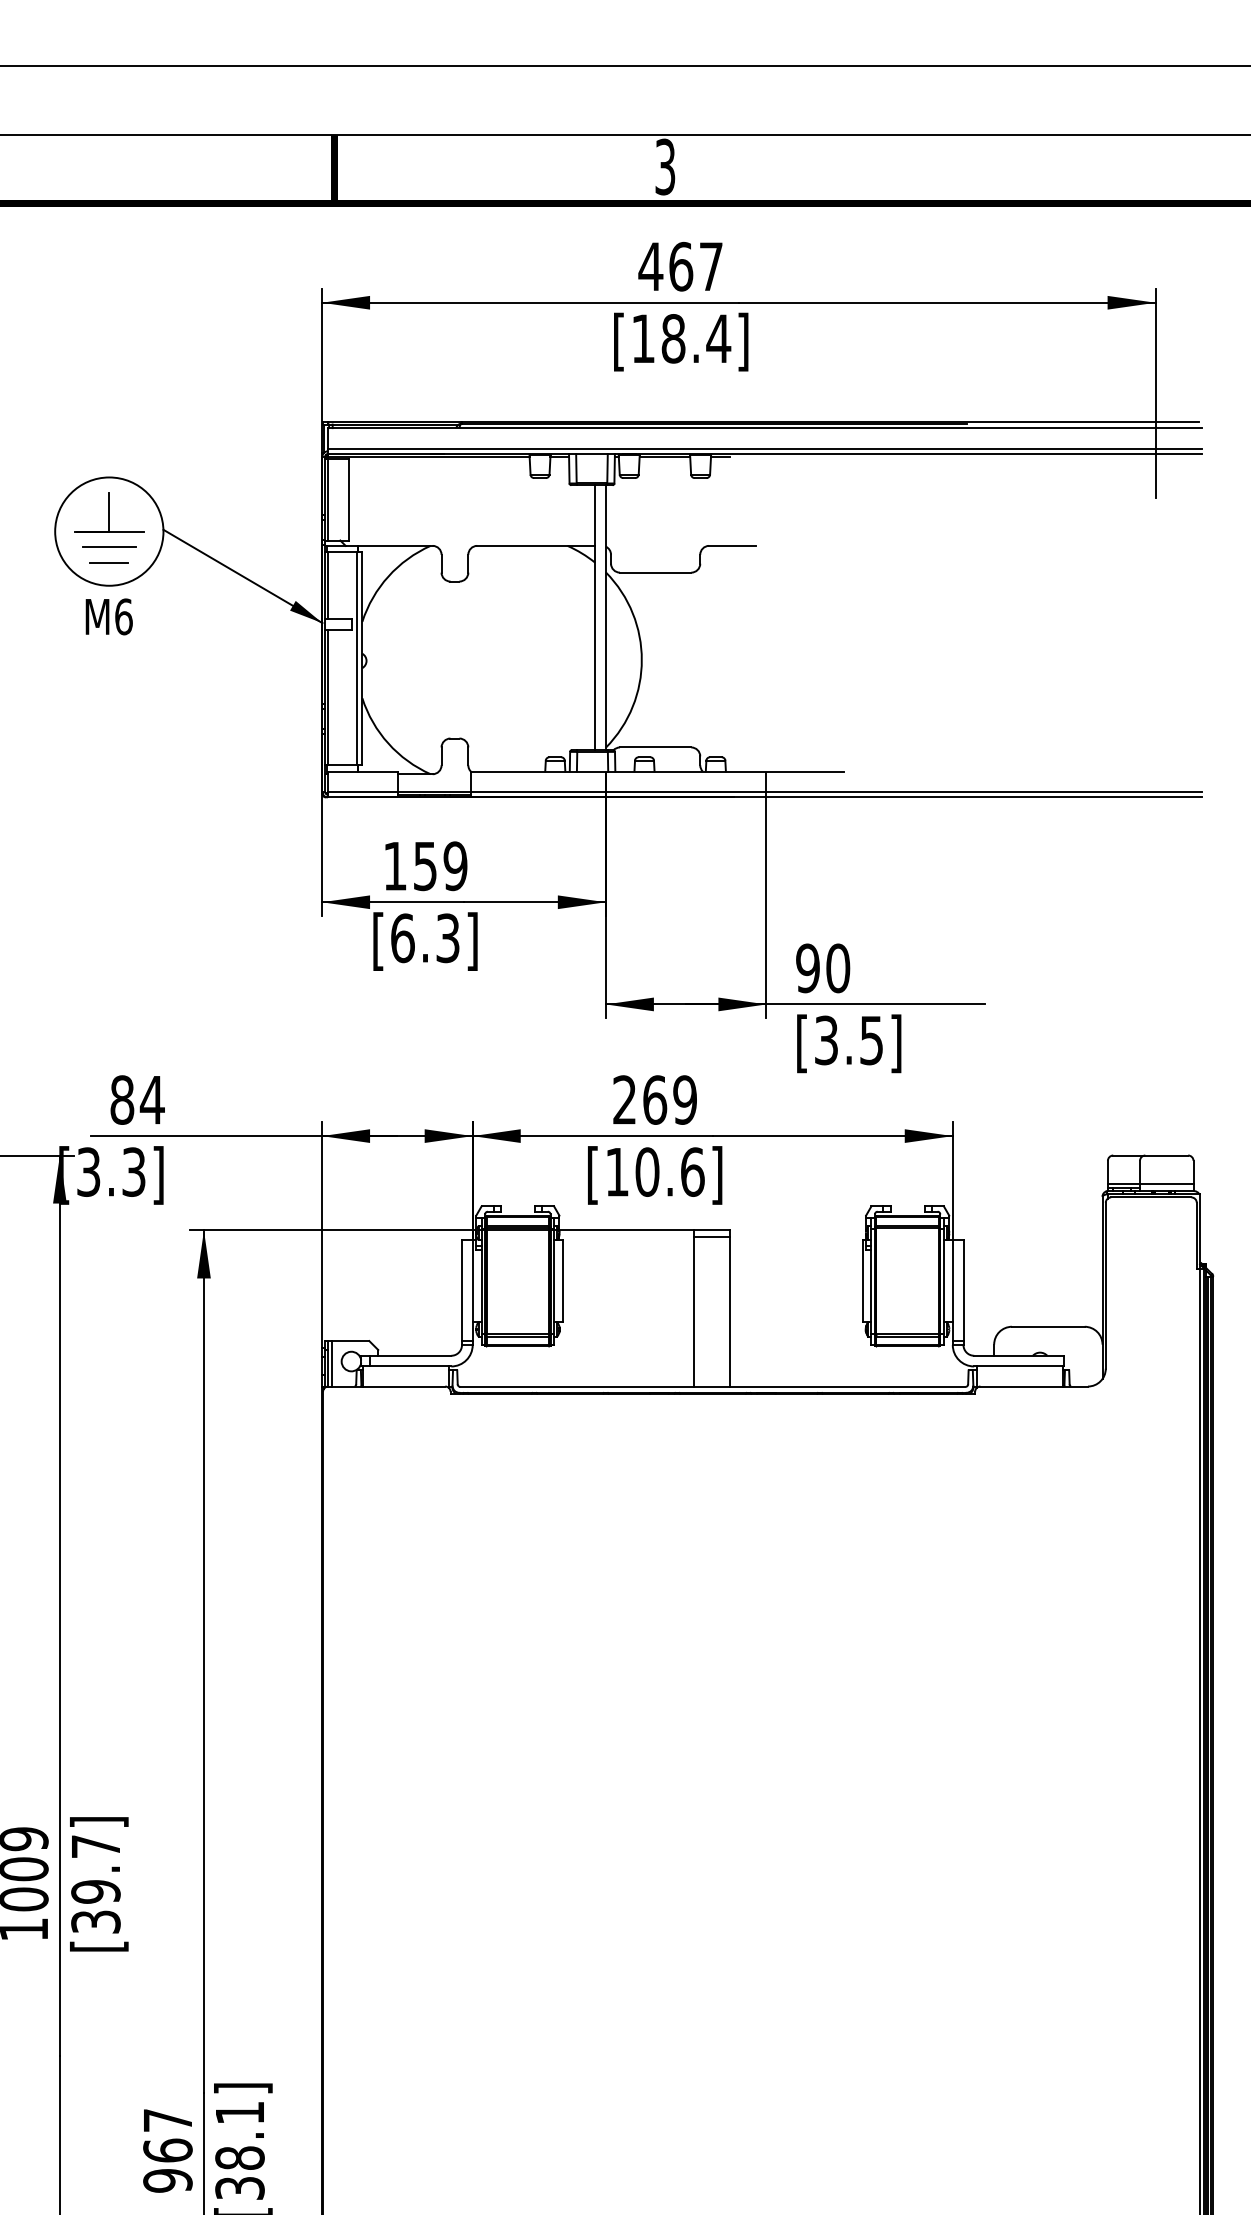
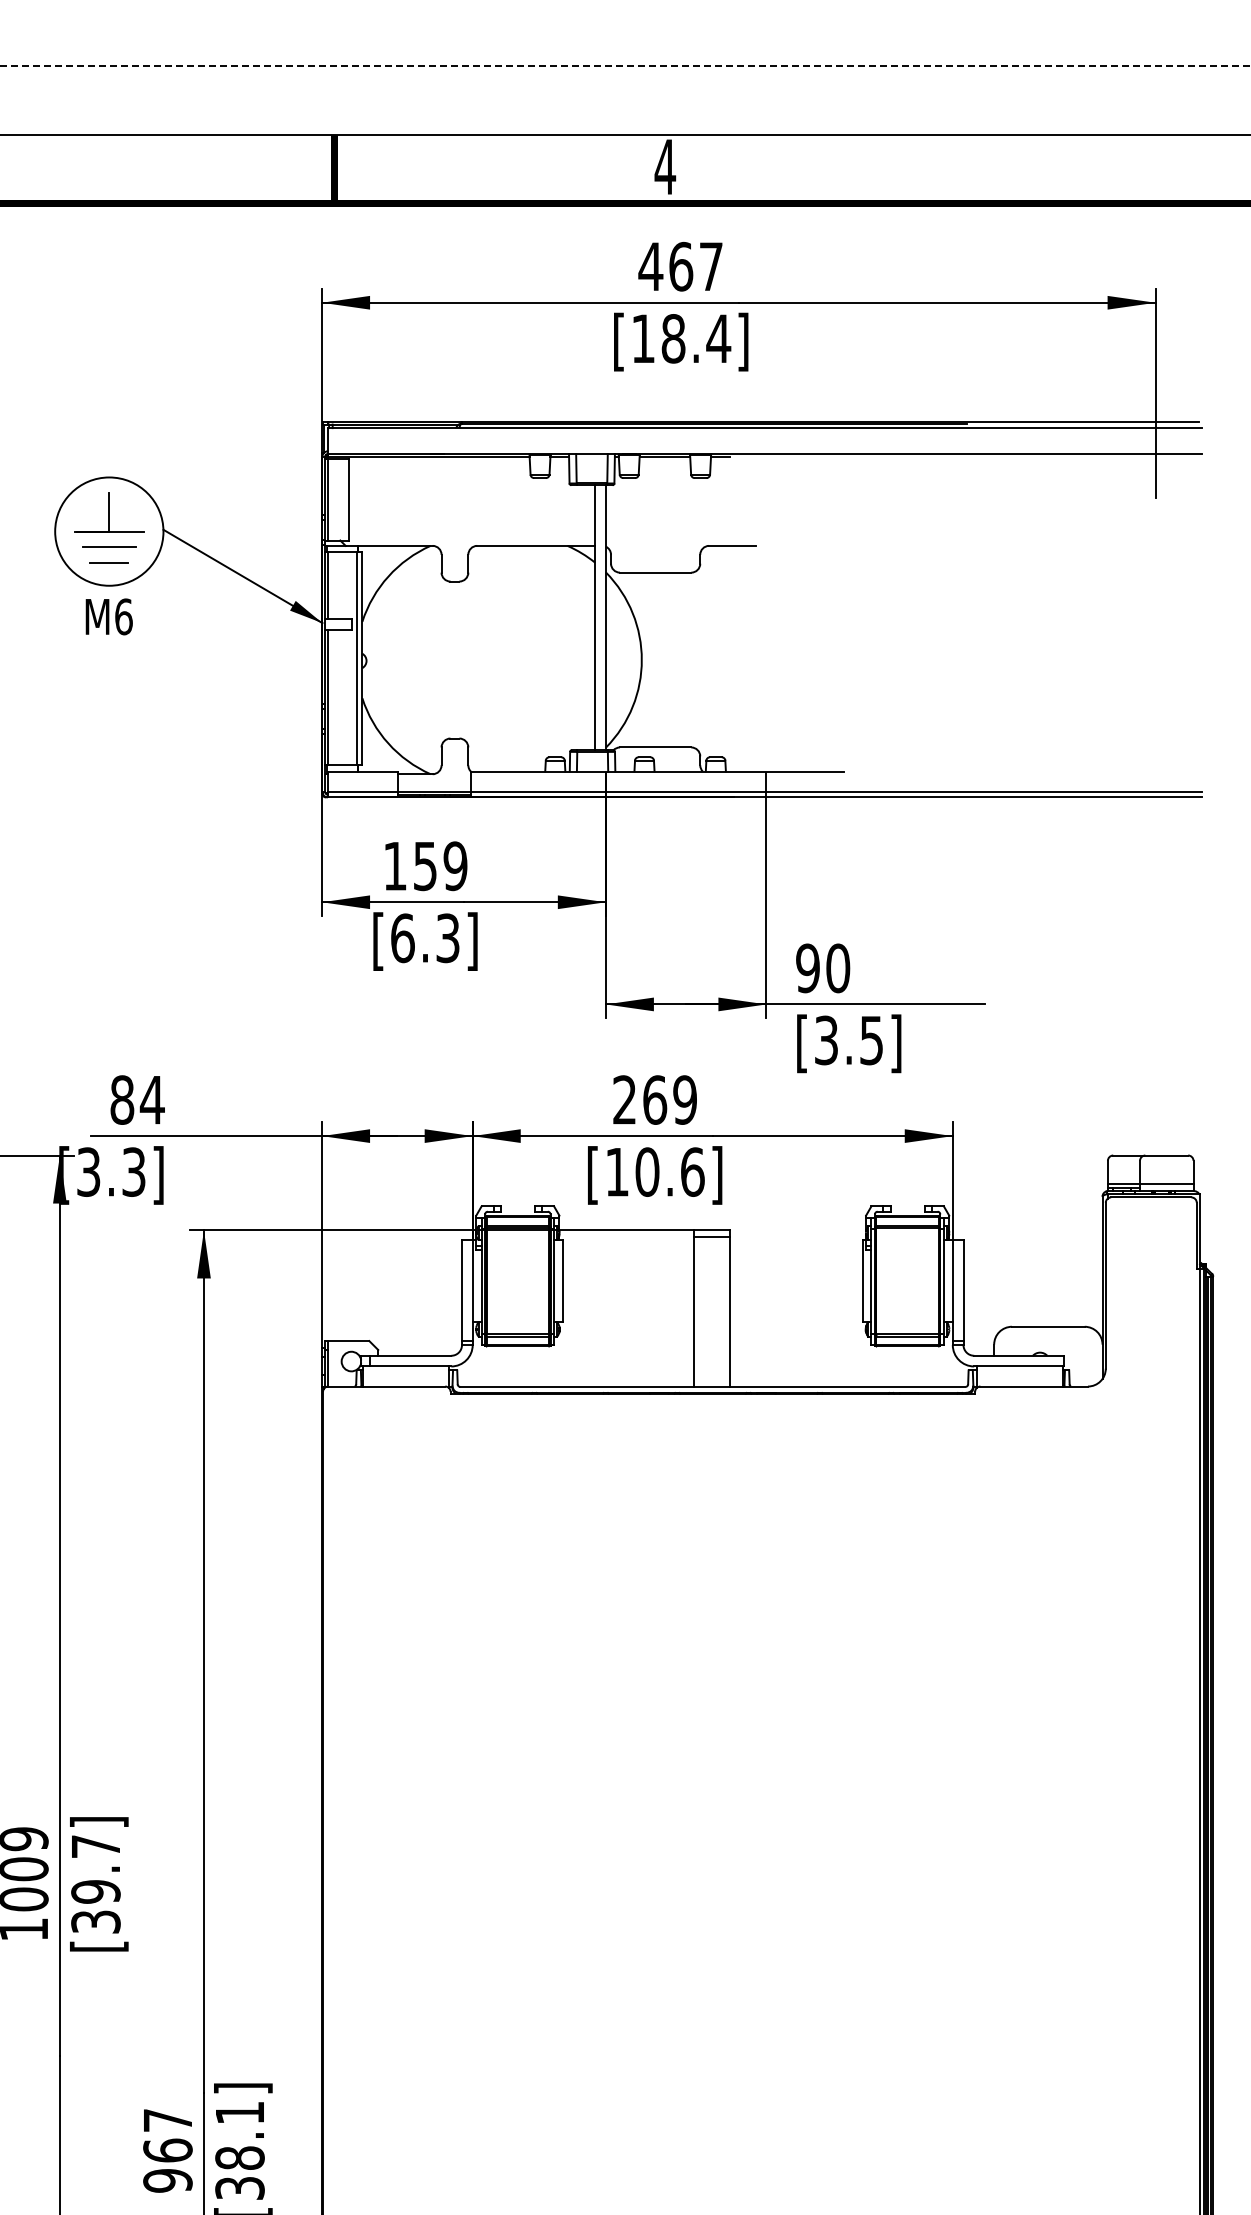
line: solid -> dashed (625, 66)
text: 3 -> 4 (665, 166)
line: present -> none (764, 448)
line: present -> none (331, 1363)
